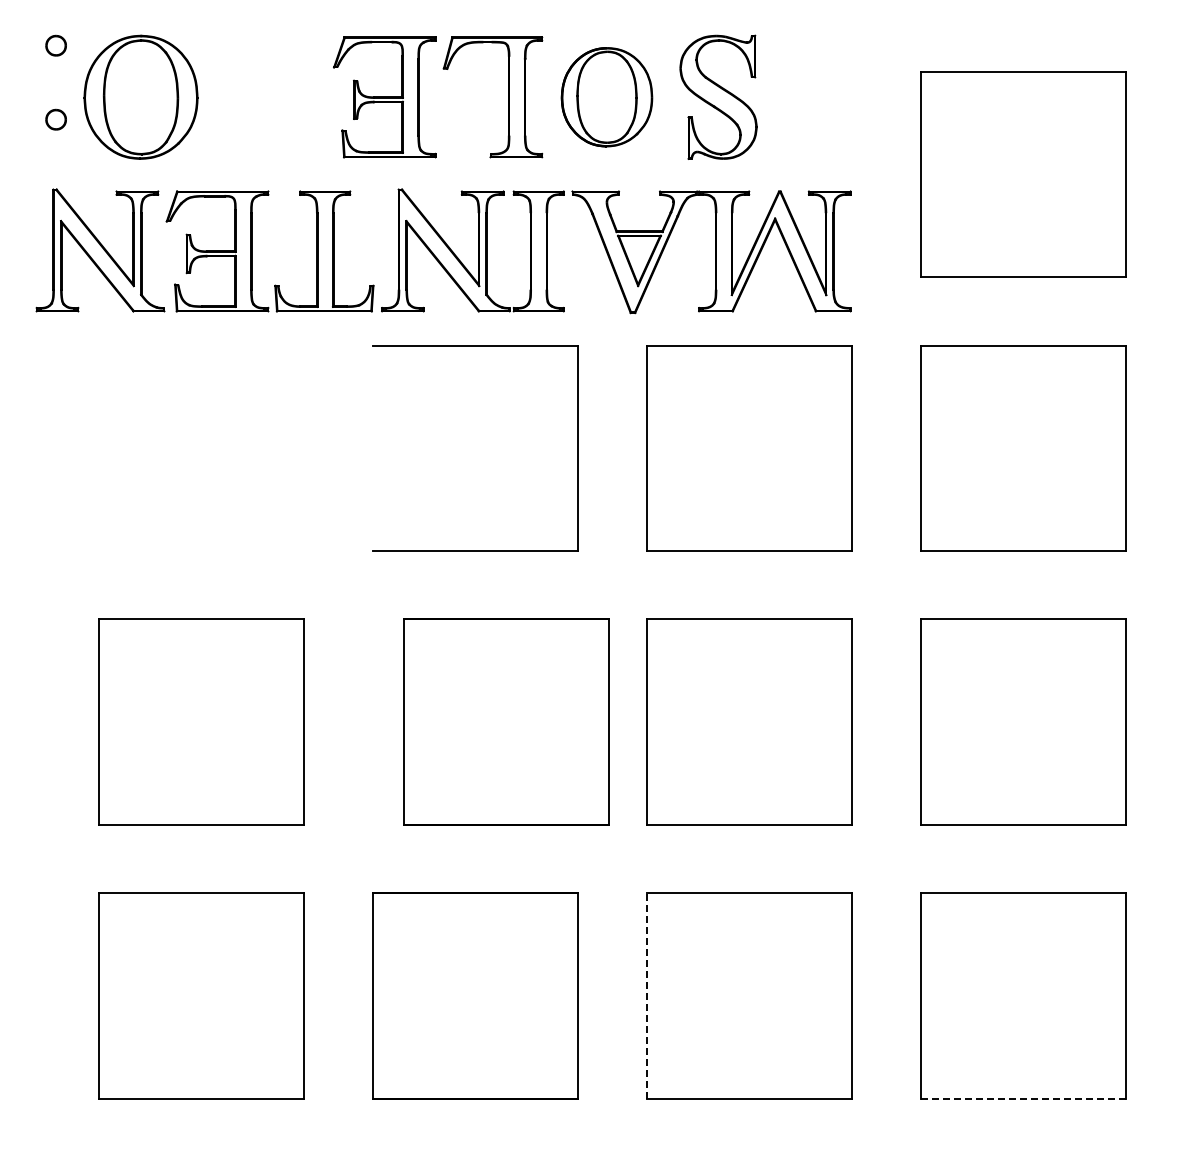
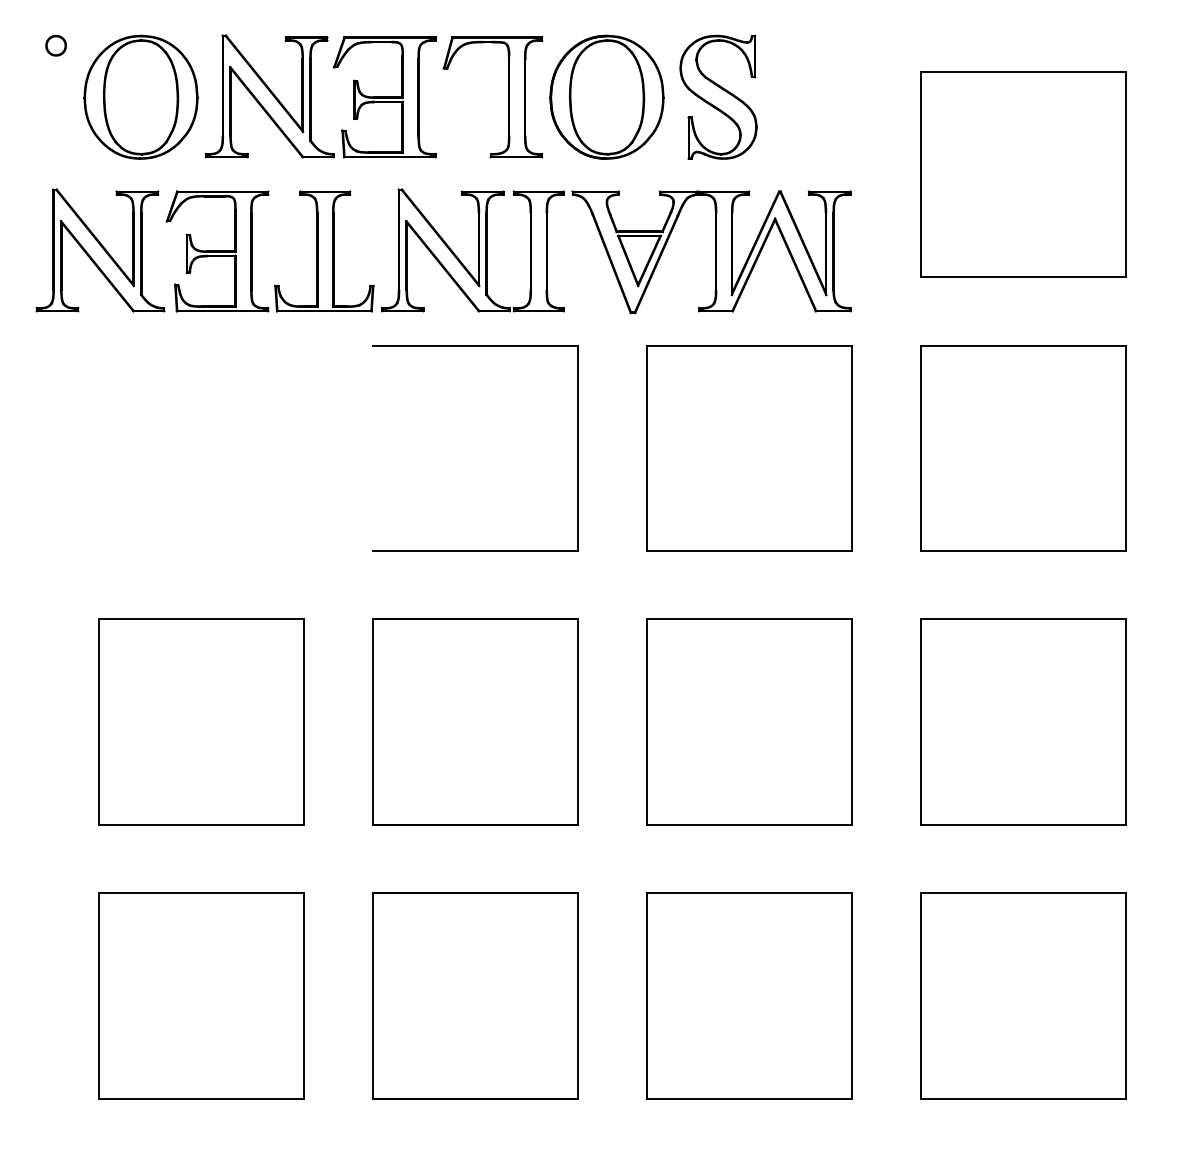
part: none -> present (269, 96)
part size: 94x101 px -> 116x126 px (606, 96)
part: present -> none (55, 119)
part position: (506, 721) -> (475, 721) (475, 721)
line: dashed -> solid (646, 996)
line: dashed -> solid (1023, 1098)
